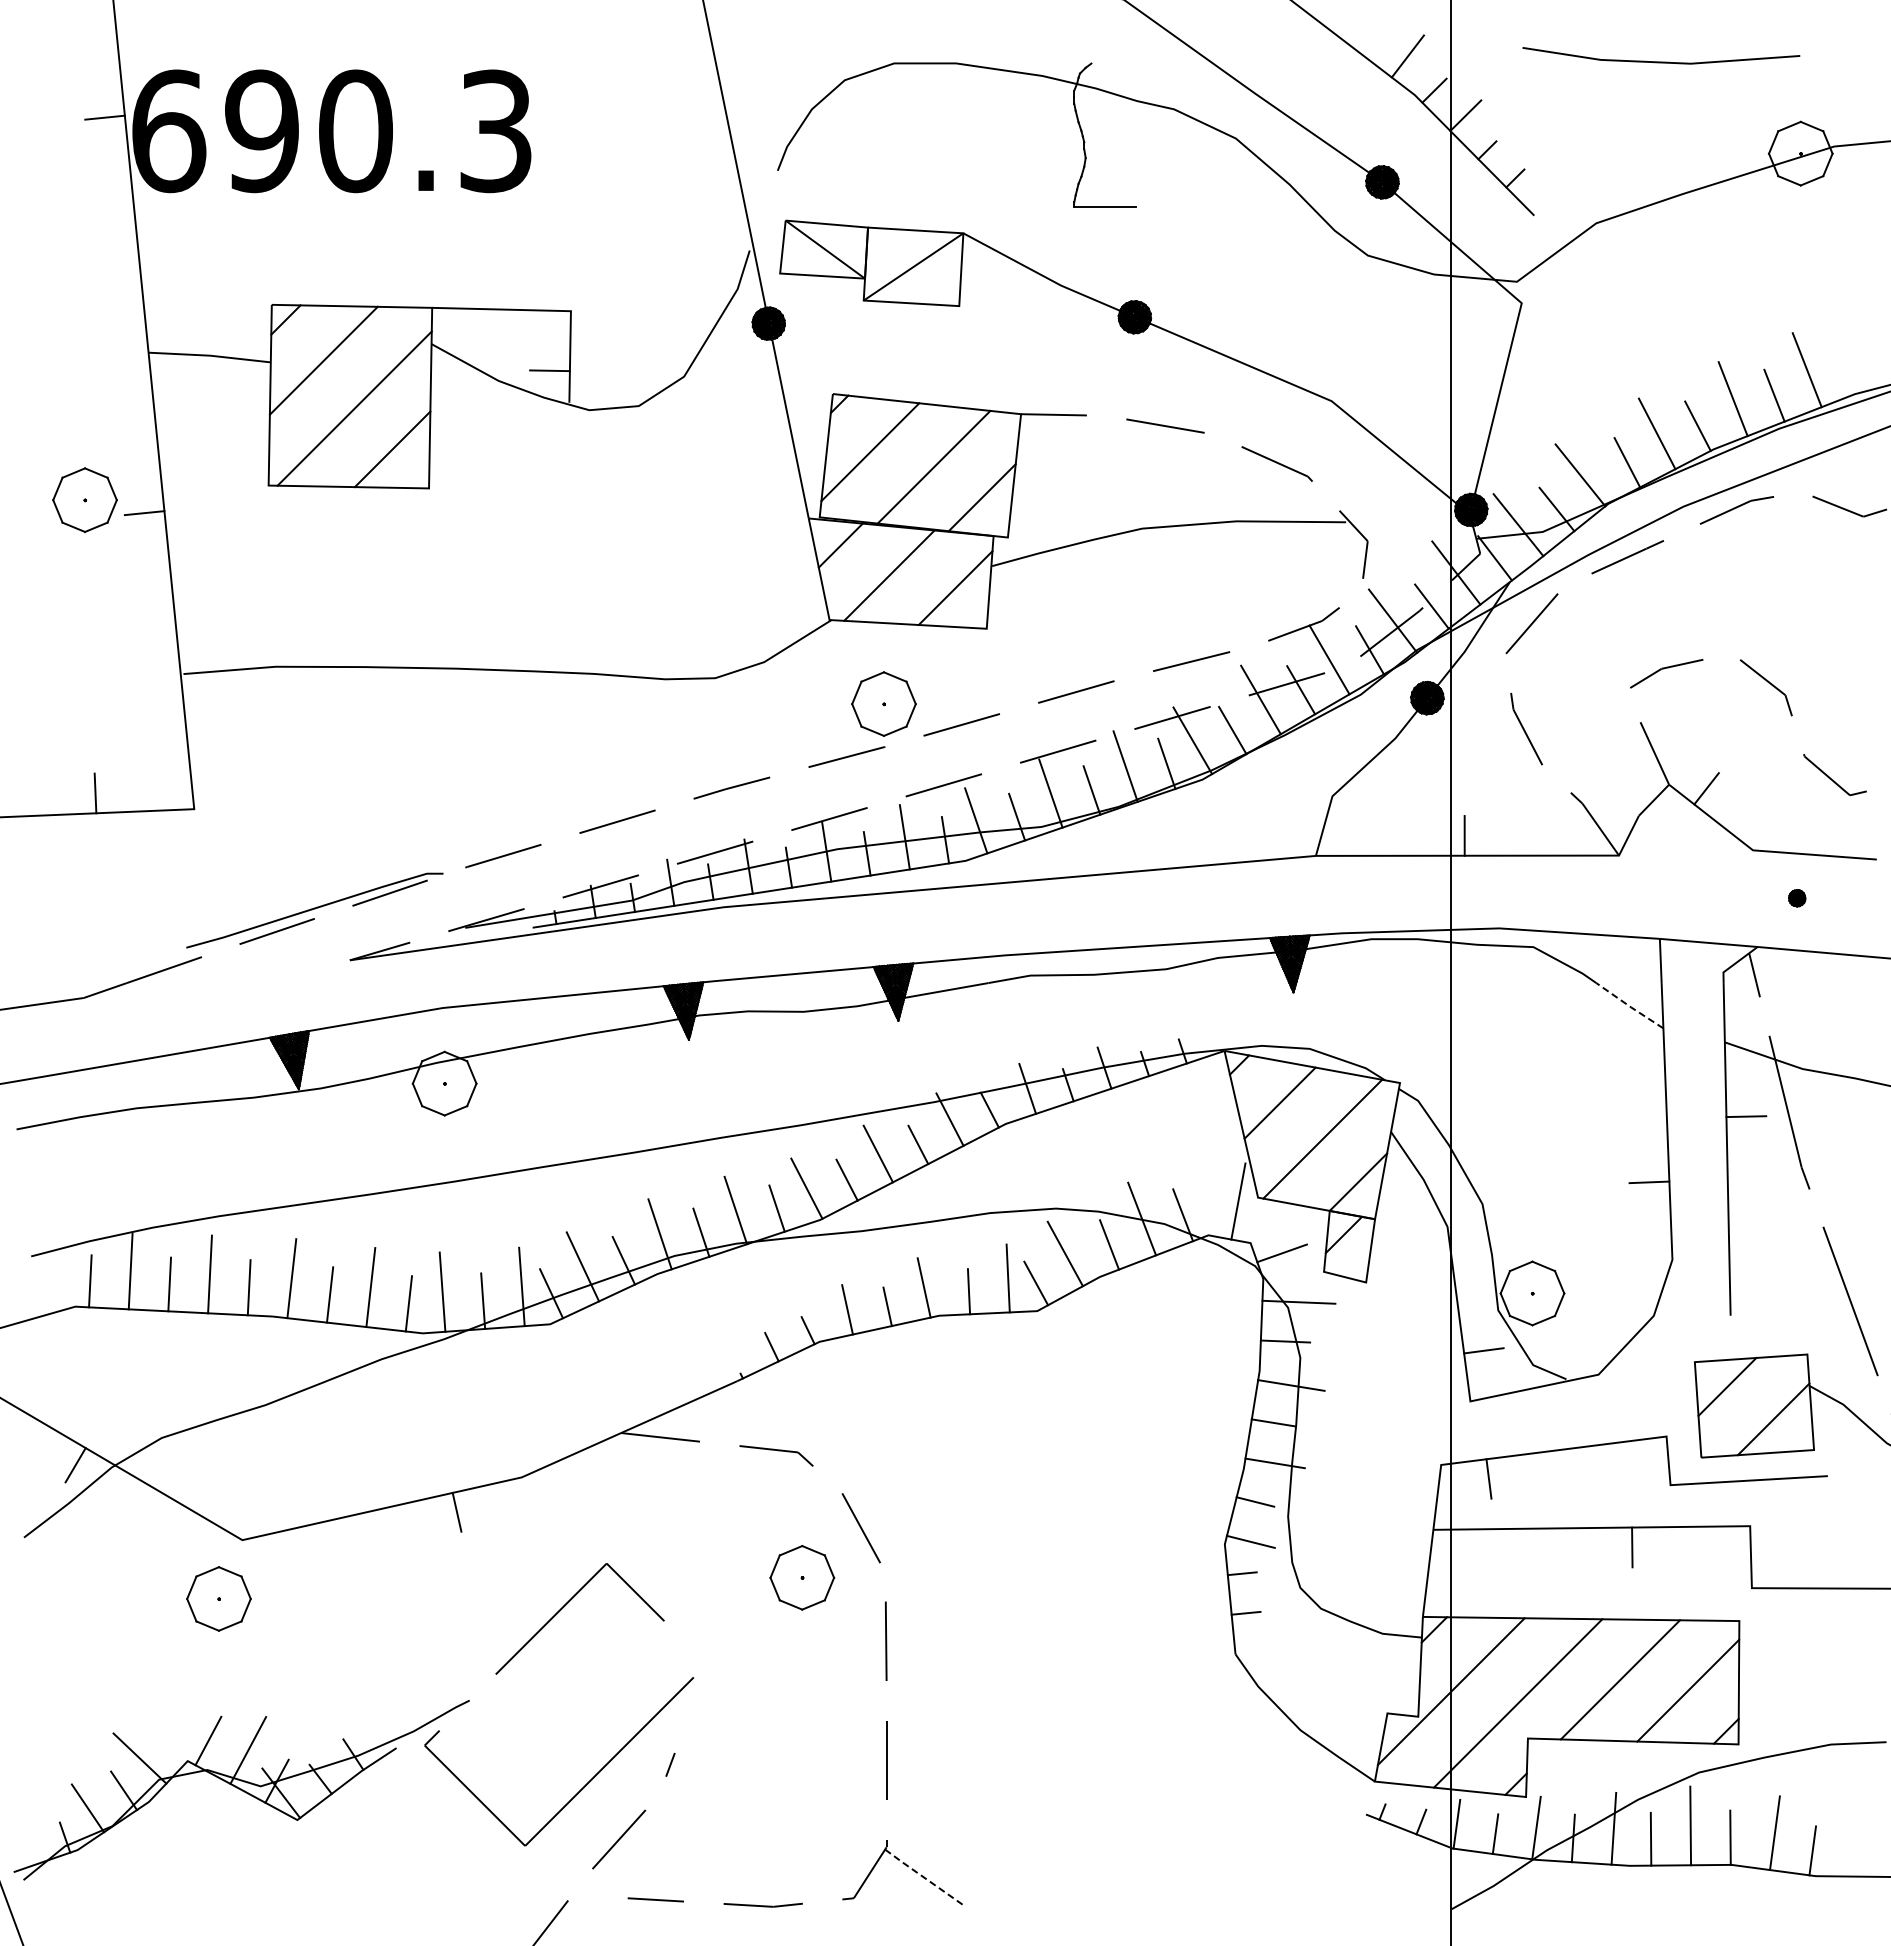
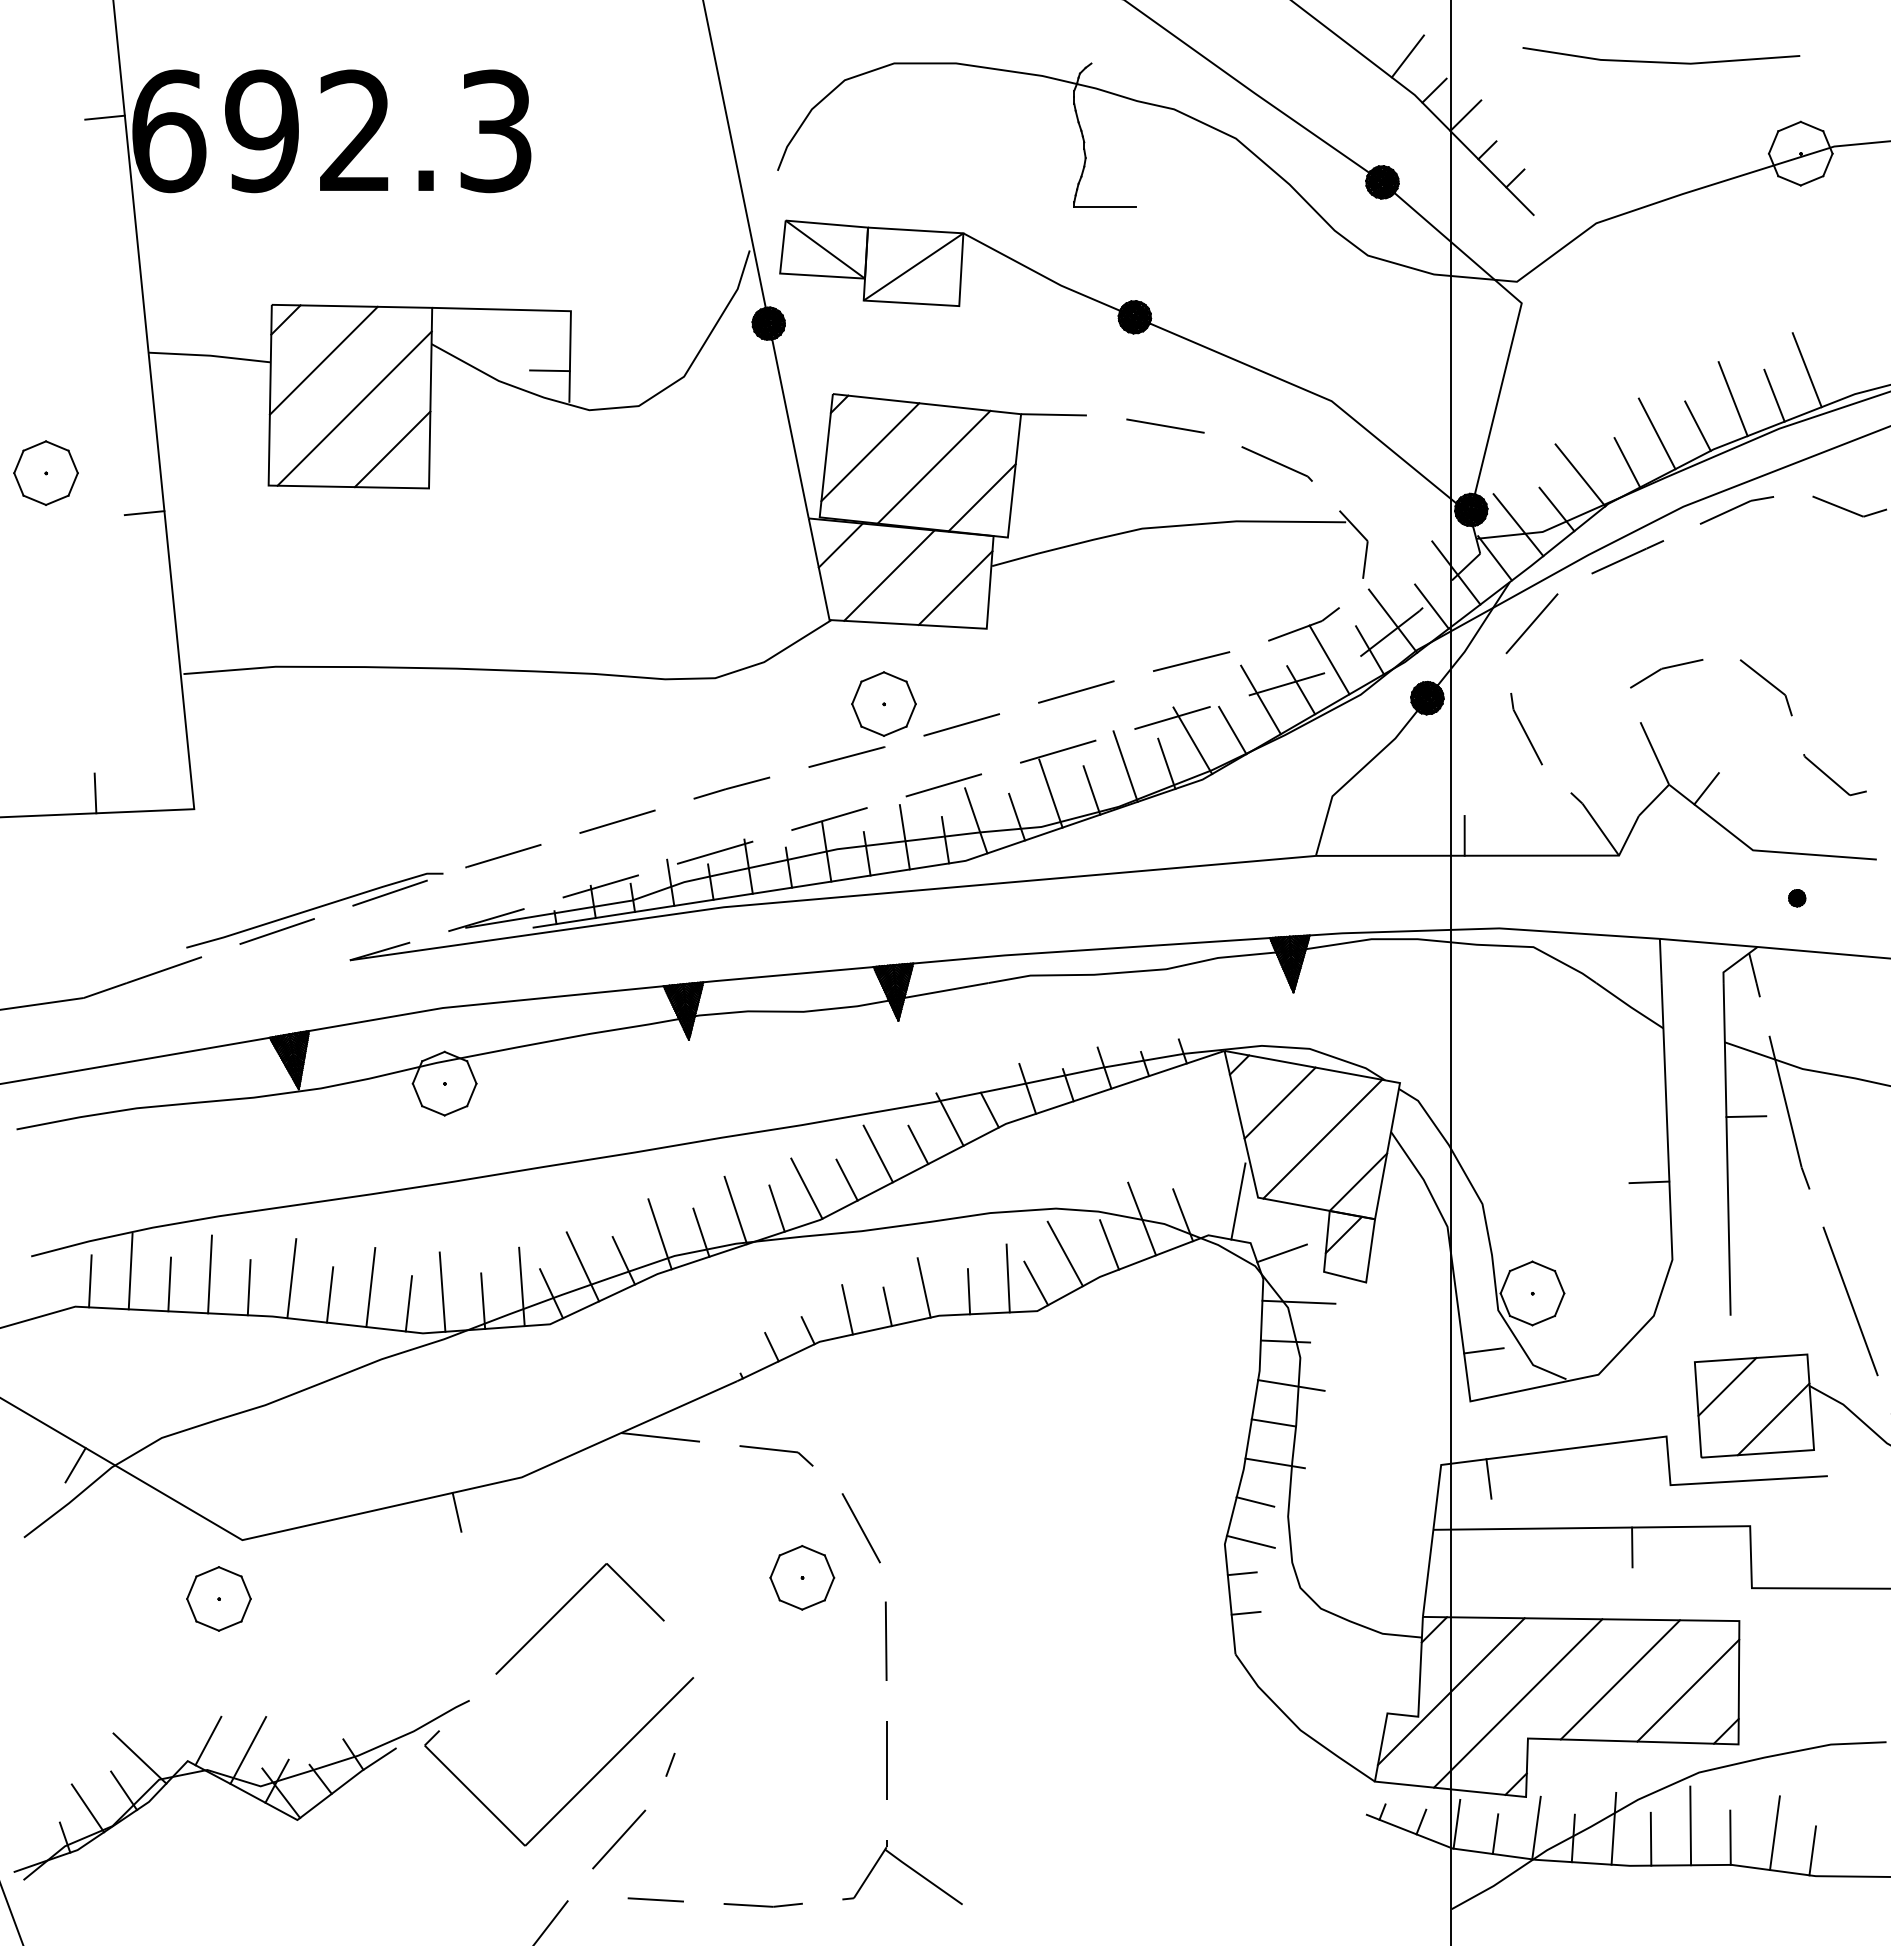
text: 690.3 -> 692.3 (356, 131)
part position: (84, 499) -> (45, 472) (45, 472)
line: dashed -> solid (1629, 1006)
line: dashed -> solid (923, 1877)
